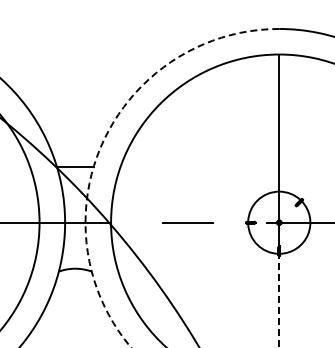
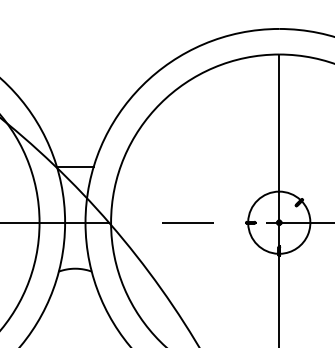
arc: dashed -> solid (104, 139)
line: dashed -> solid (279, 301)
